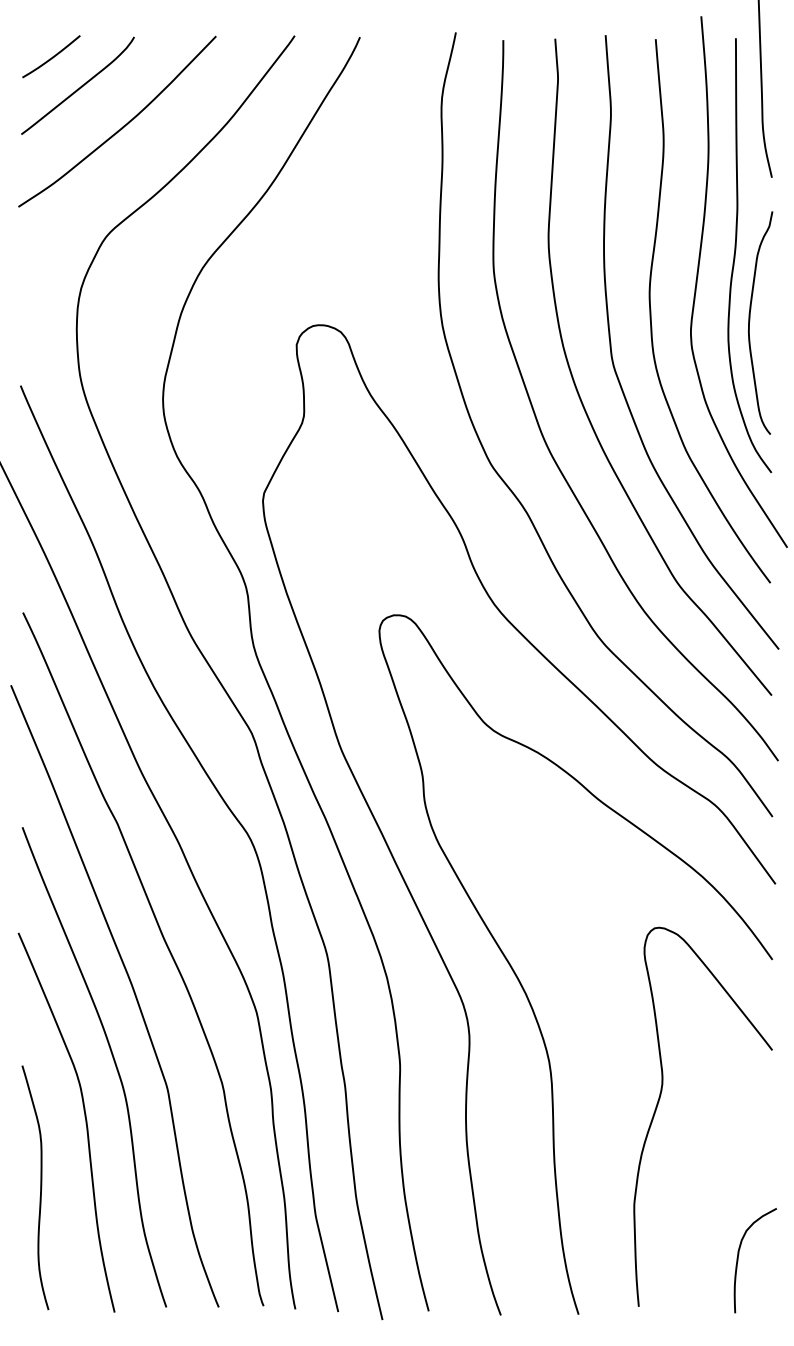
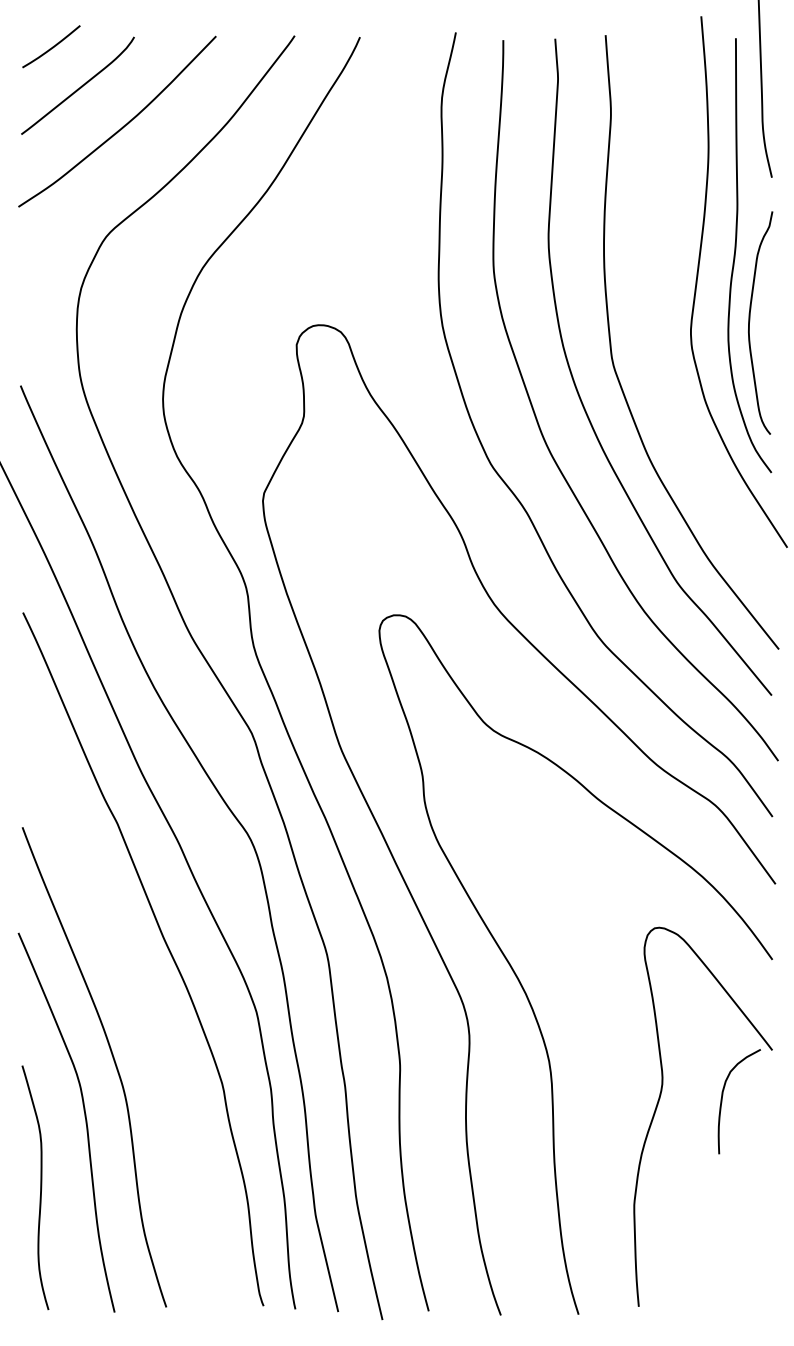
curve position: (52, 56) -> (52, 46) (52, 46)
curve: present -> none (651, 311)
curve: present -> none (132, 990)
curve position: (738, 1260) -> (722, 1101) (722, 1101)
